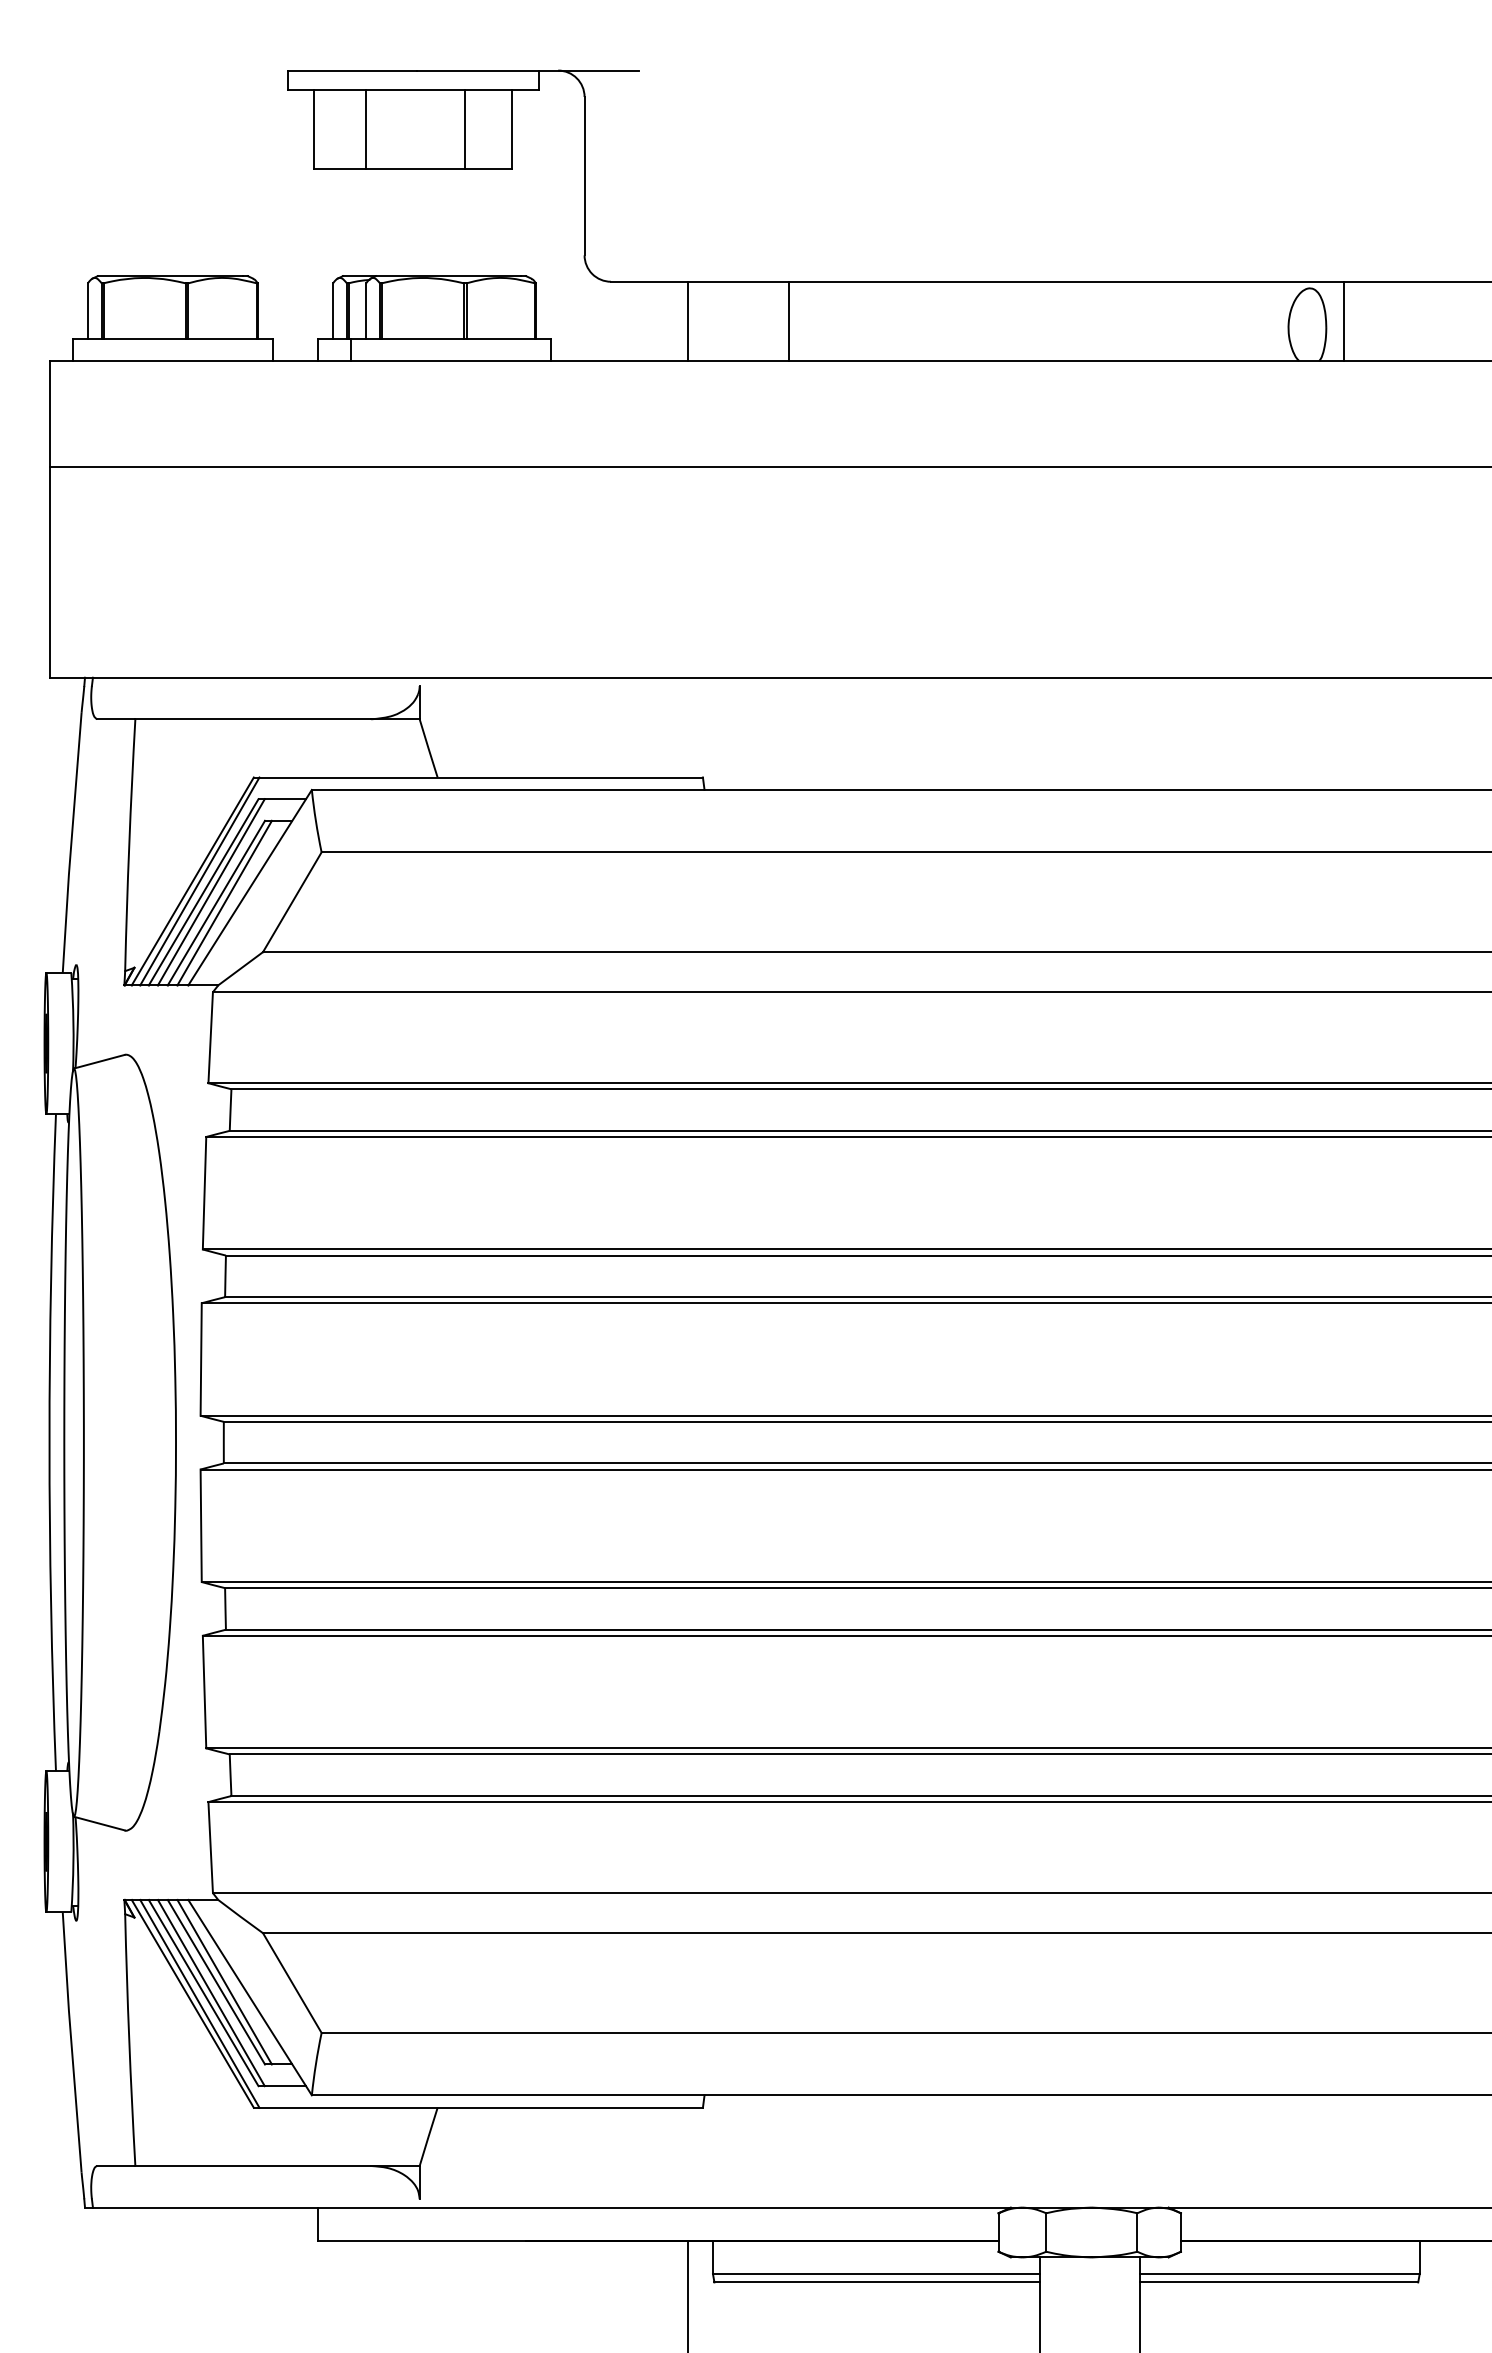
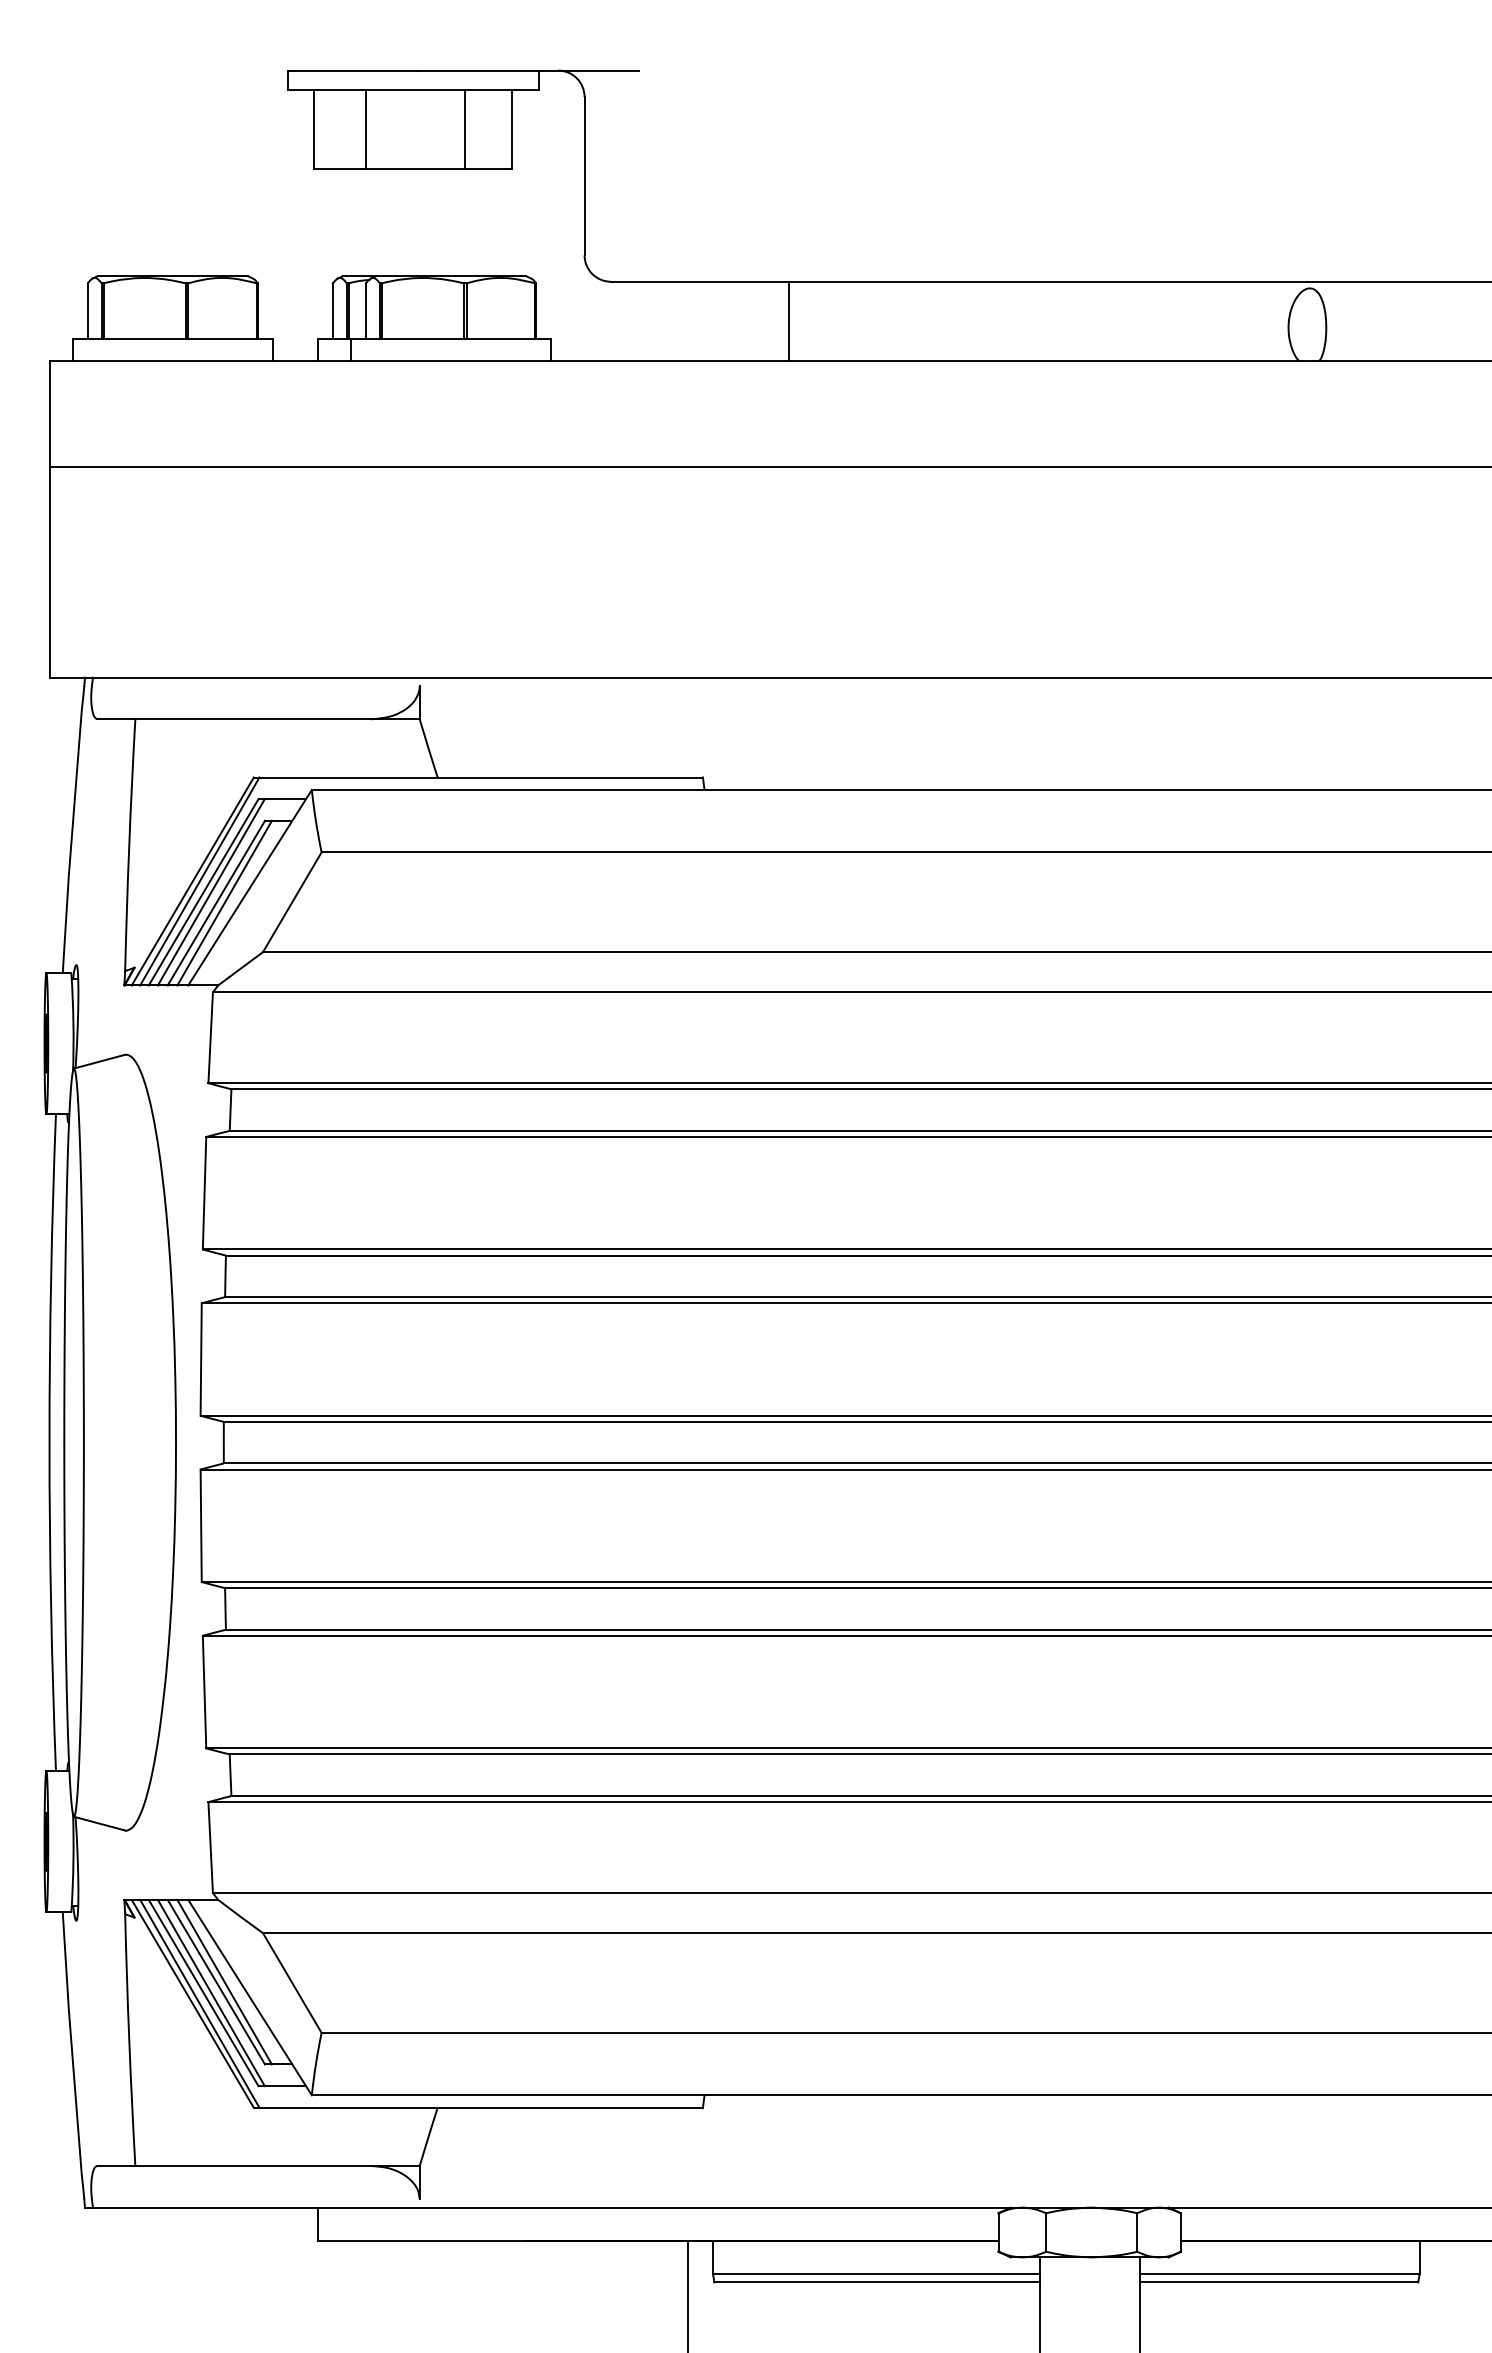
line: present -> none (687, 320)
line: present -> none (1343, 320)
